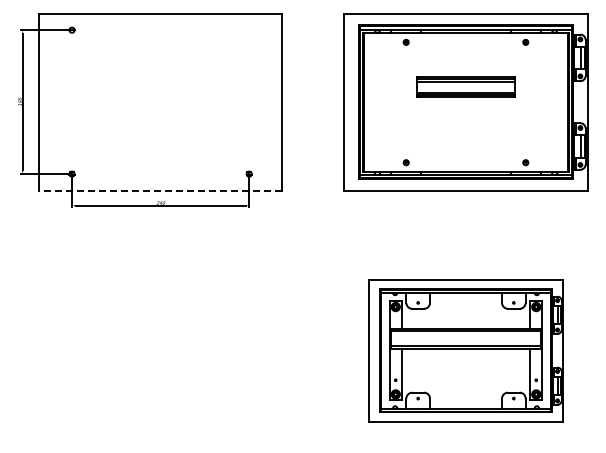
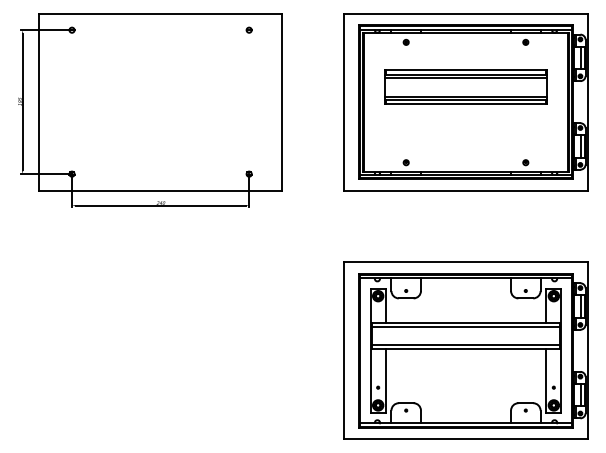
part: none -> present (248, 29)
part size: 100x22 px -> 164x36 px (465, 86)
line: dashed -> solid (160, 190)
part size: 196x144 px -> 246x179 px (465, 350)
